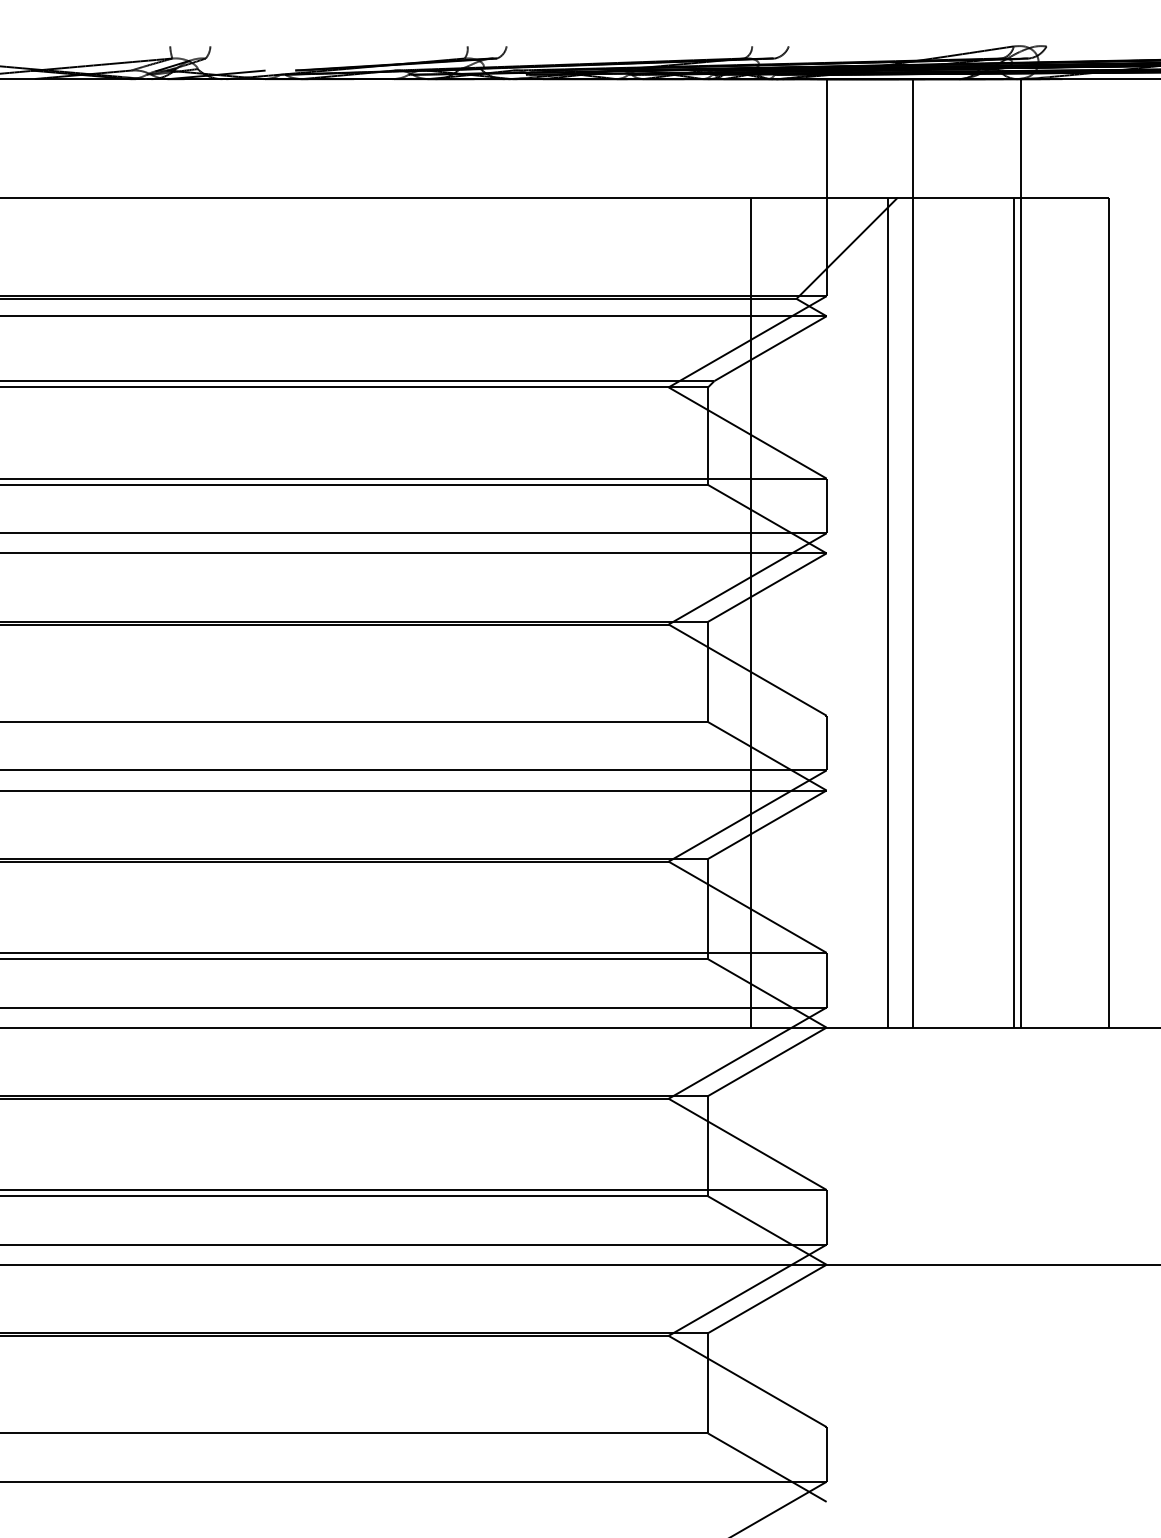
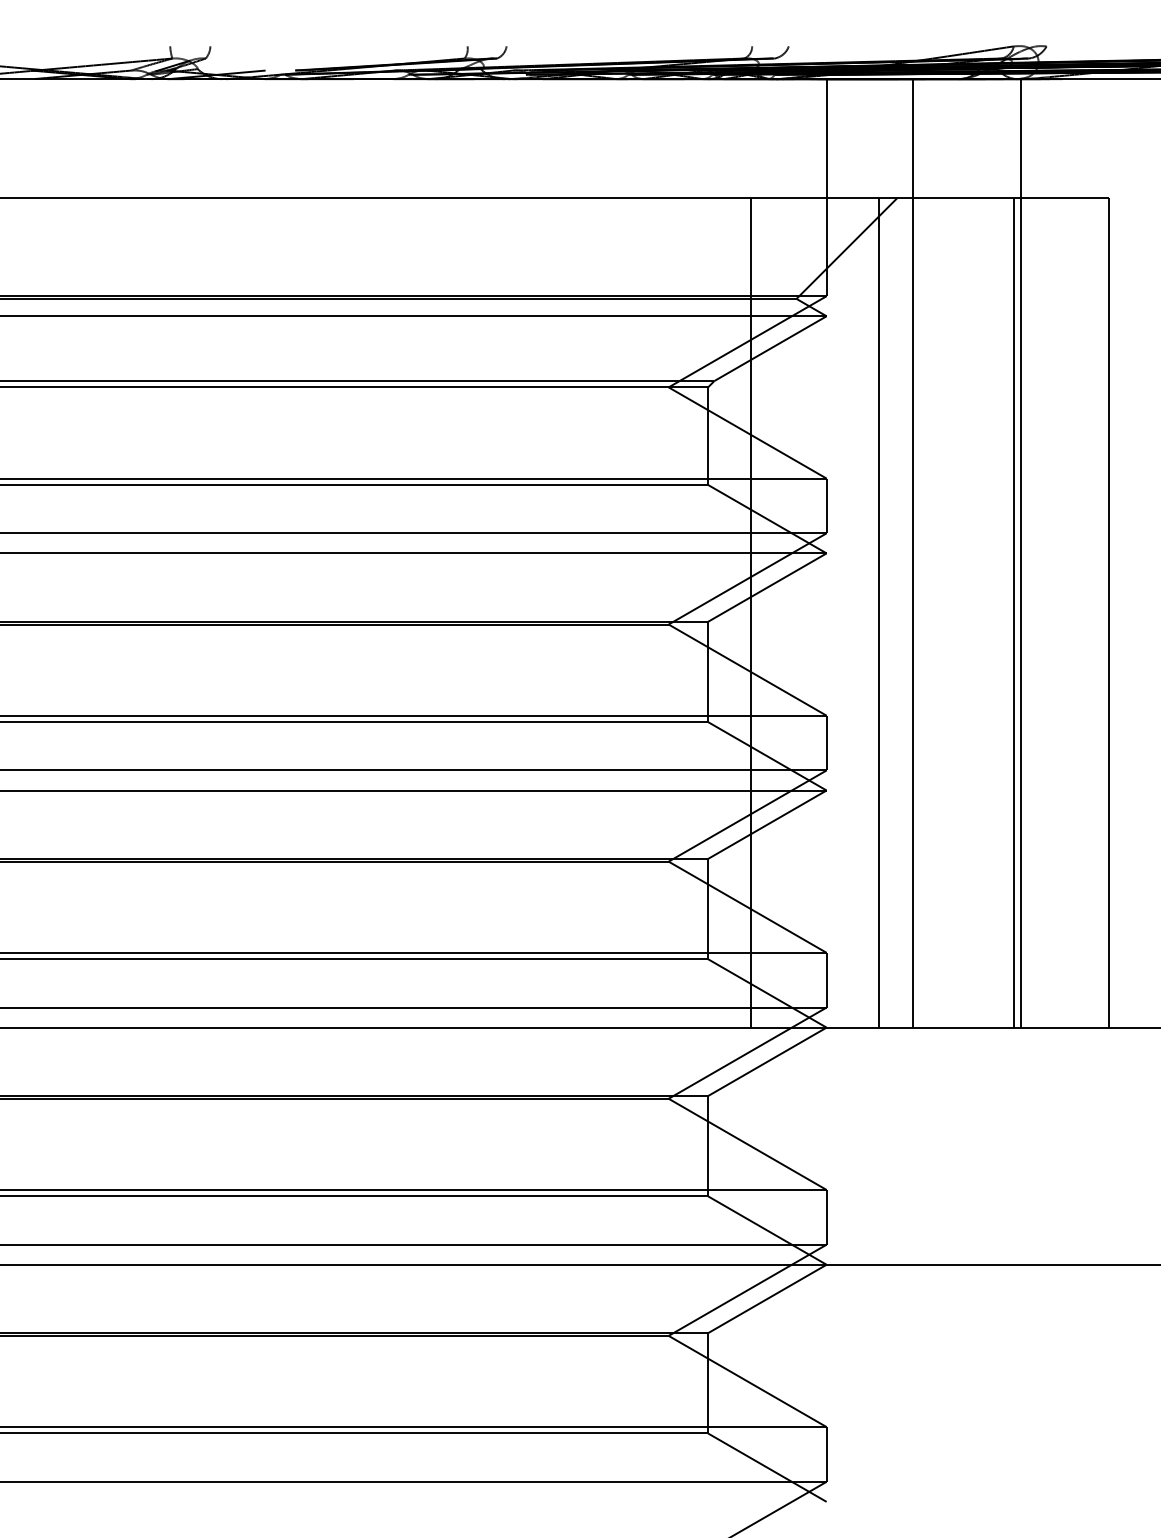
line position: (888, 612) -> (879, 612) (879, 612)
line: none -> present (413, 715)
line: none -> present (413, 1427)
